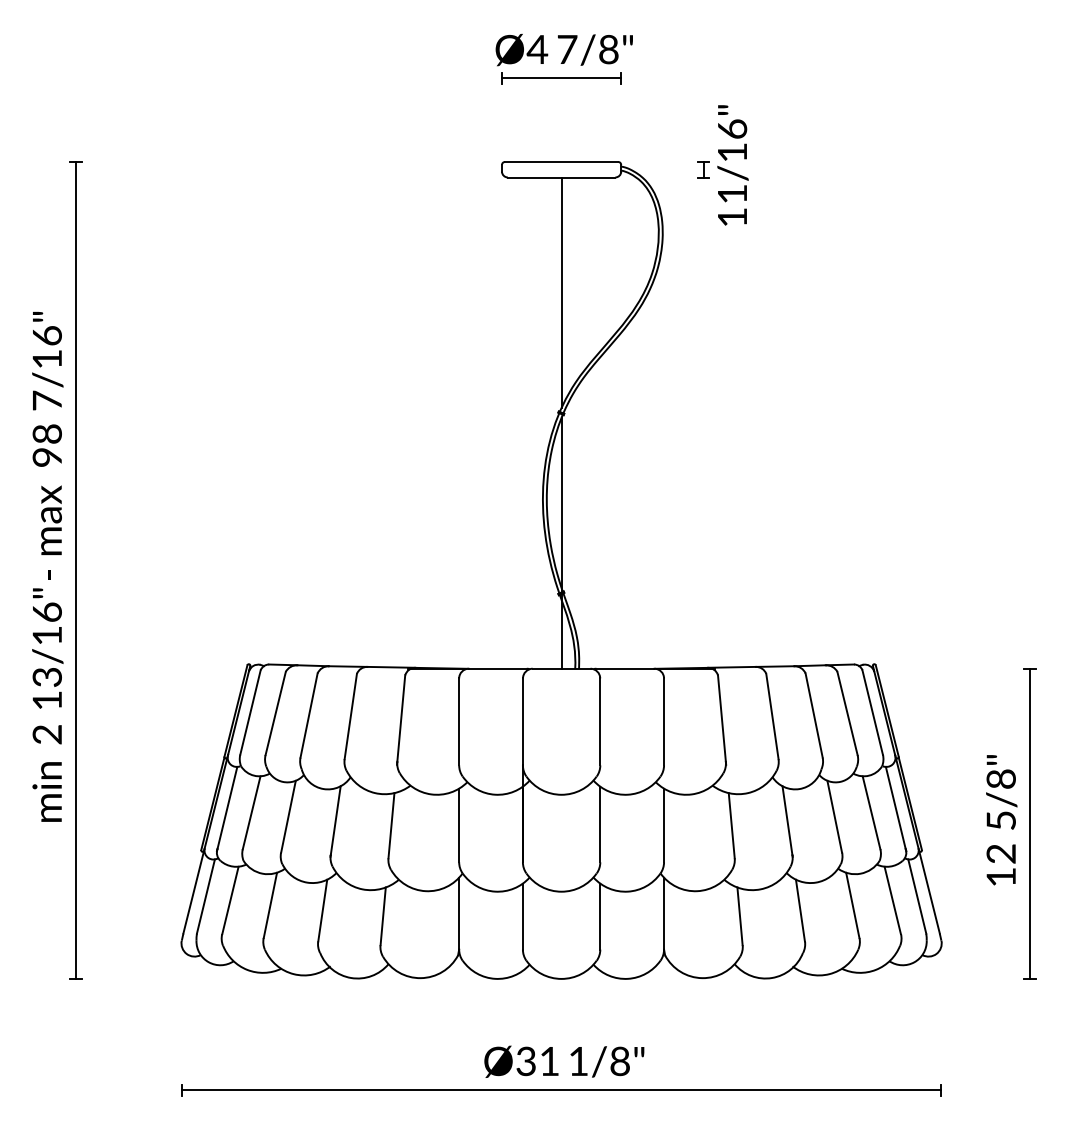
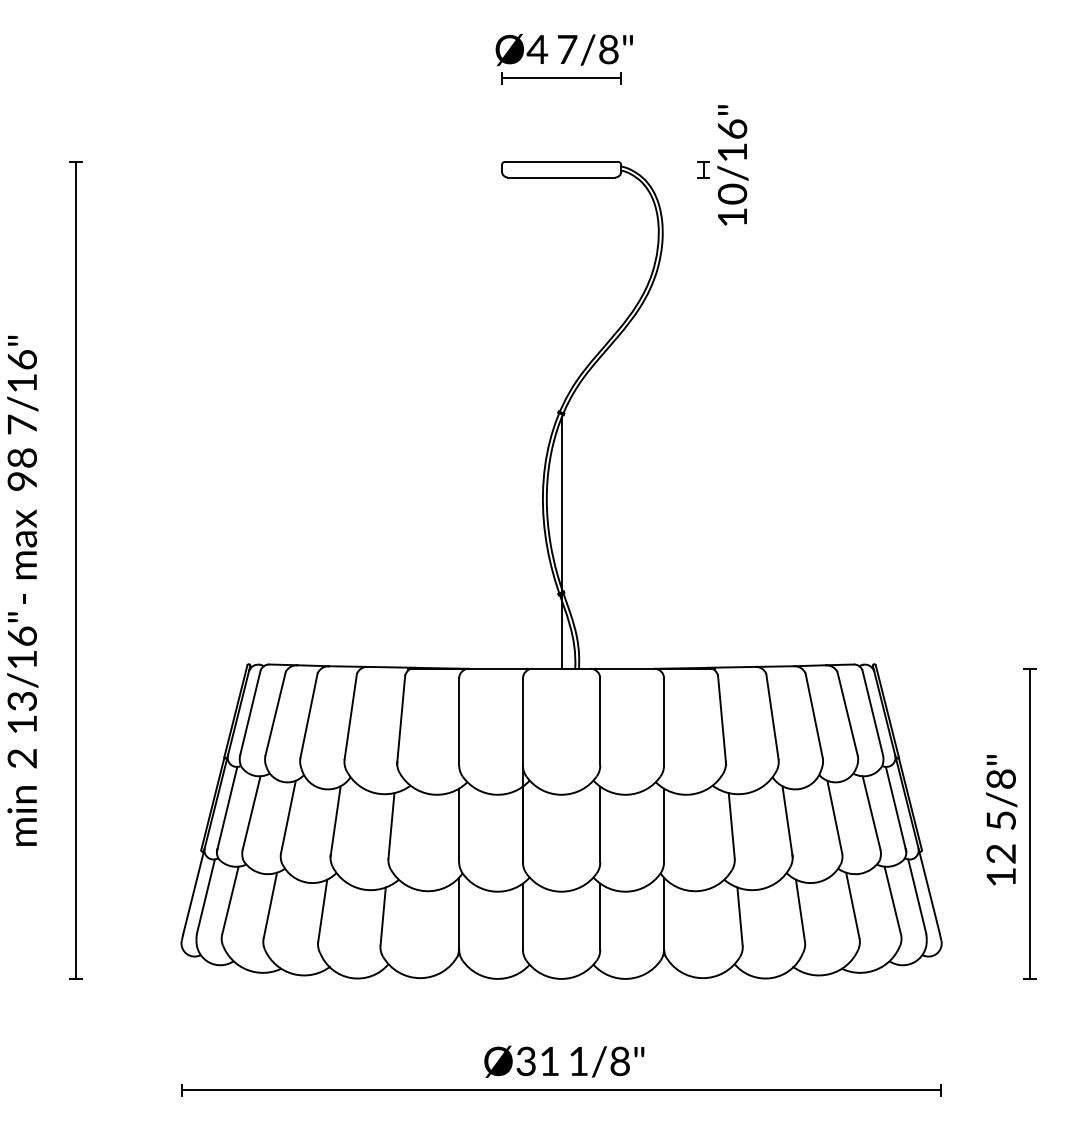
text: 11/16" -> 10/16" (732, 193)
line: present -> none (561, 292)
text position: (47, 566) -> (22, 590) (22, 590)
